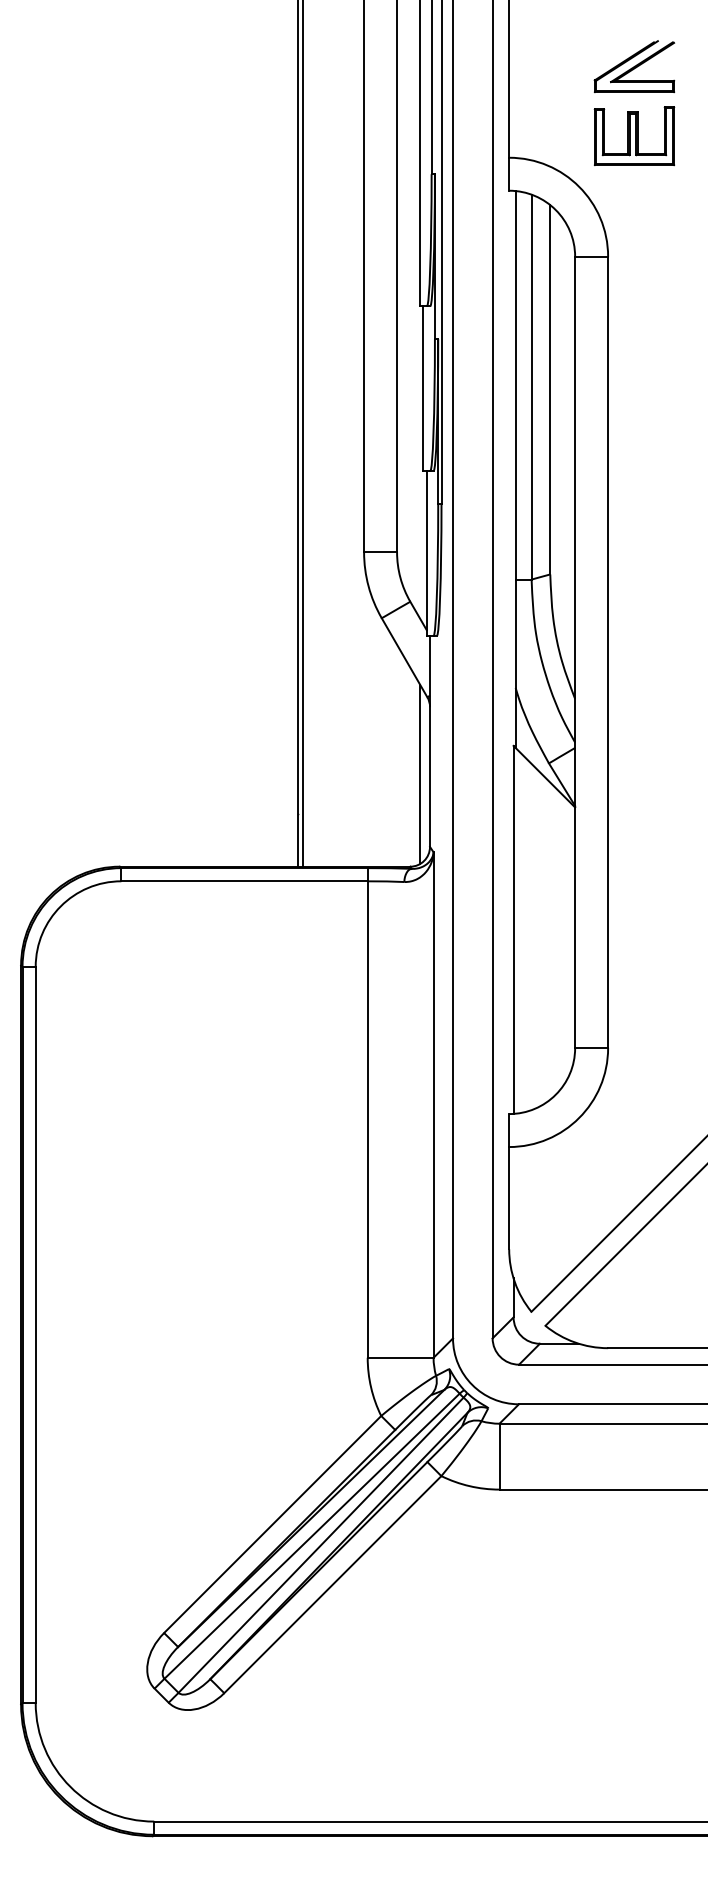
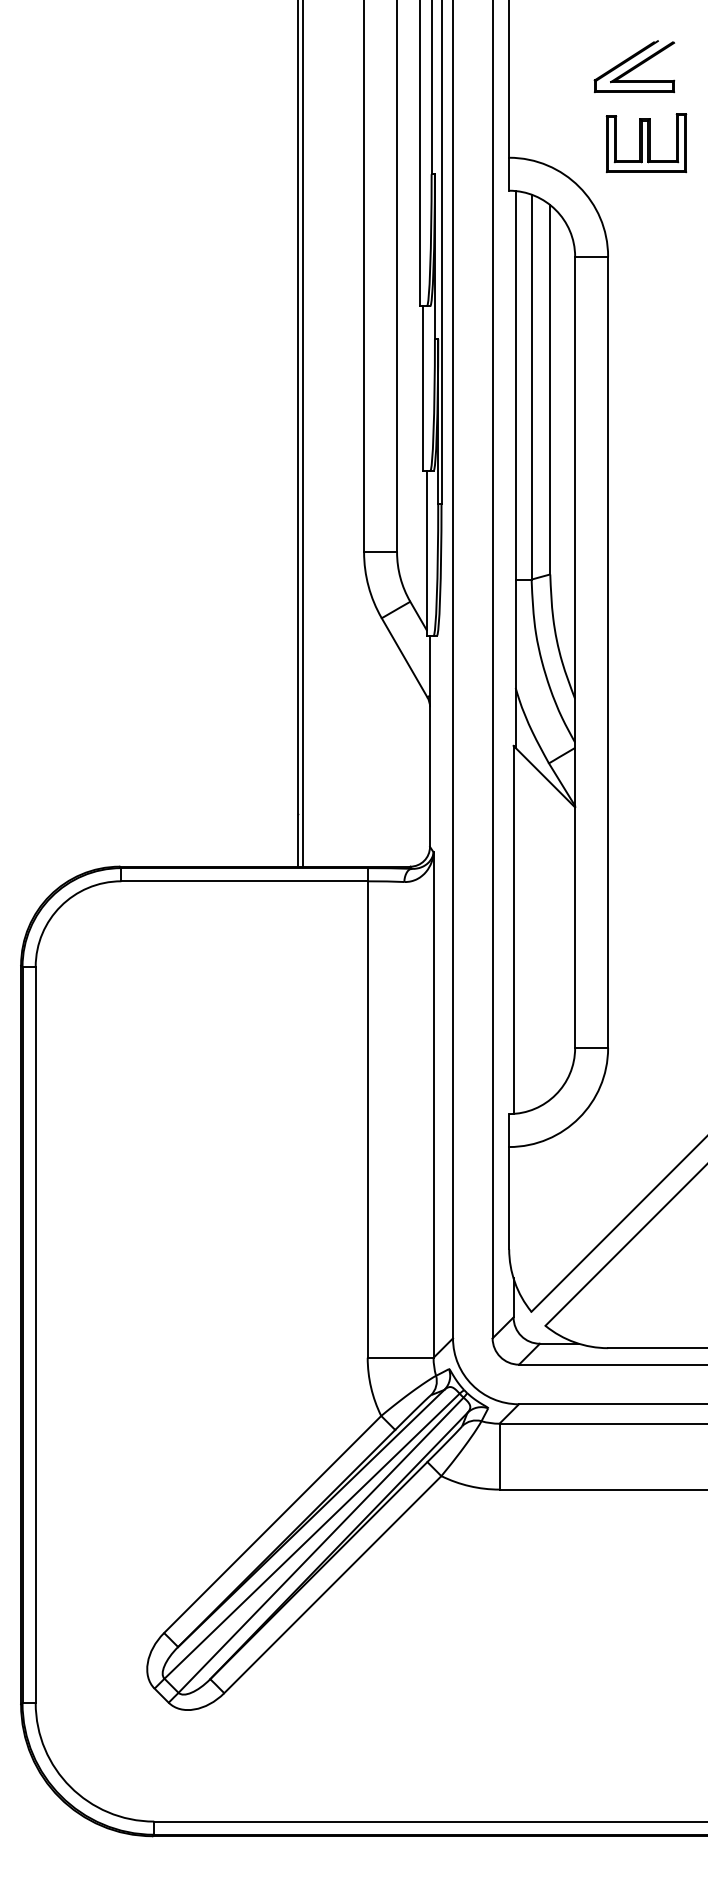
part position: (634, 136) -> (646, 143) (646, 143)
line: present -> none (420, 774)
